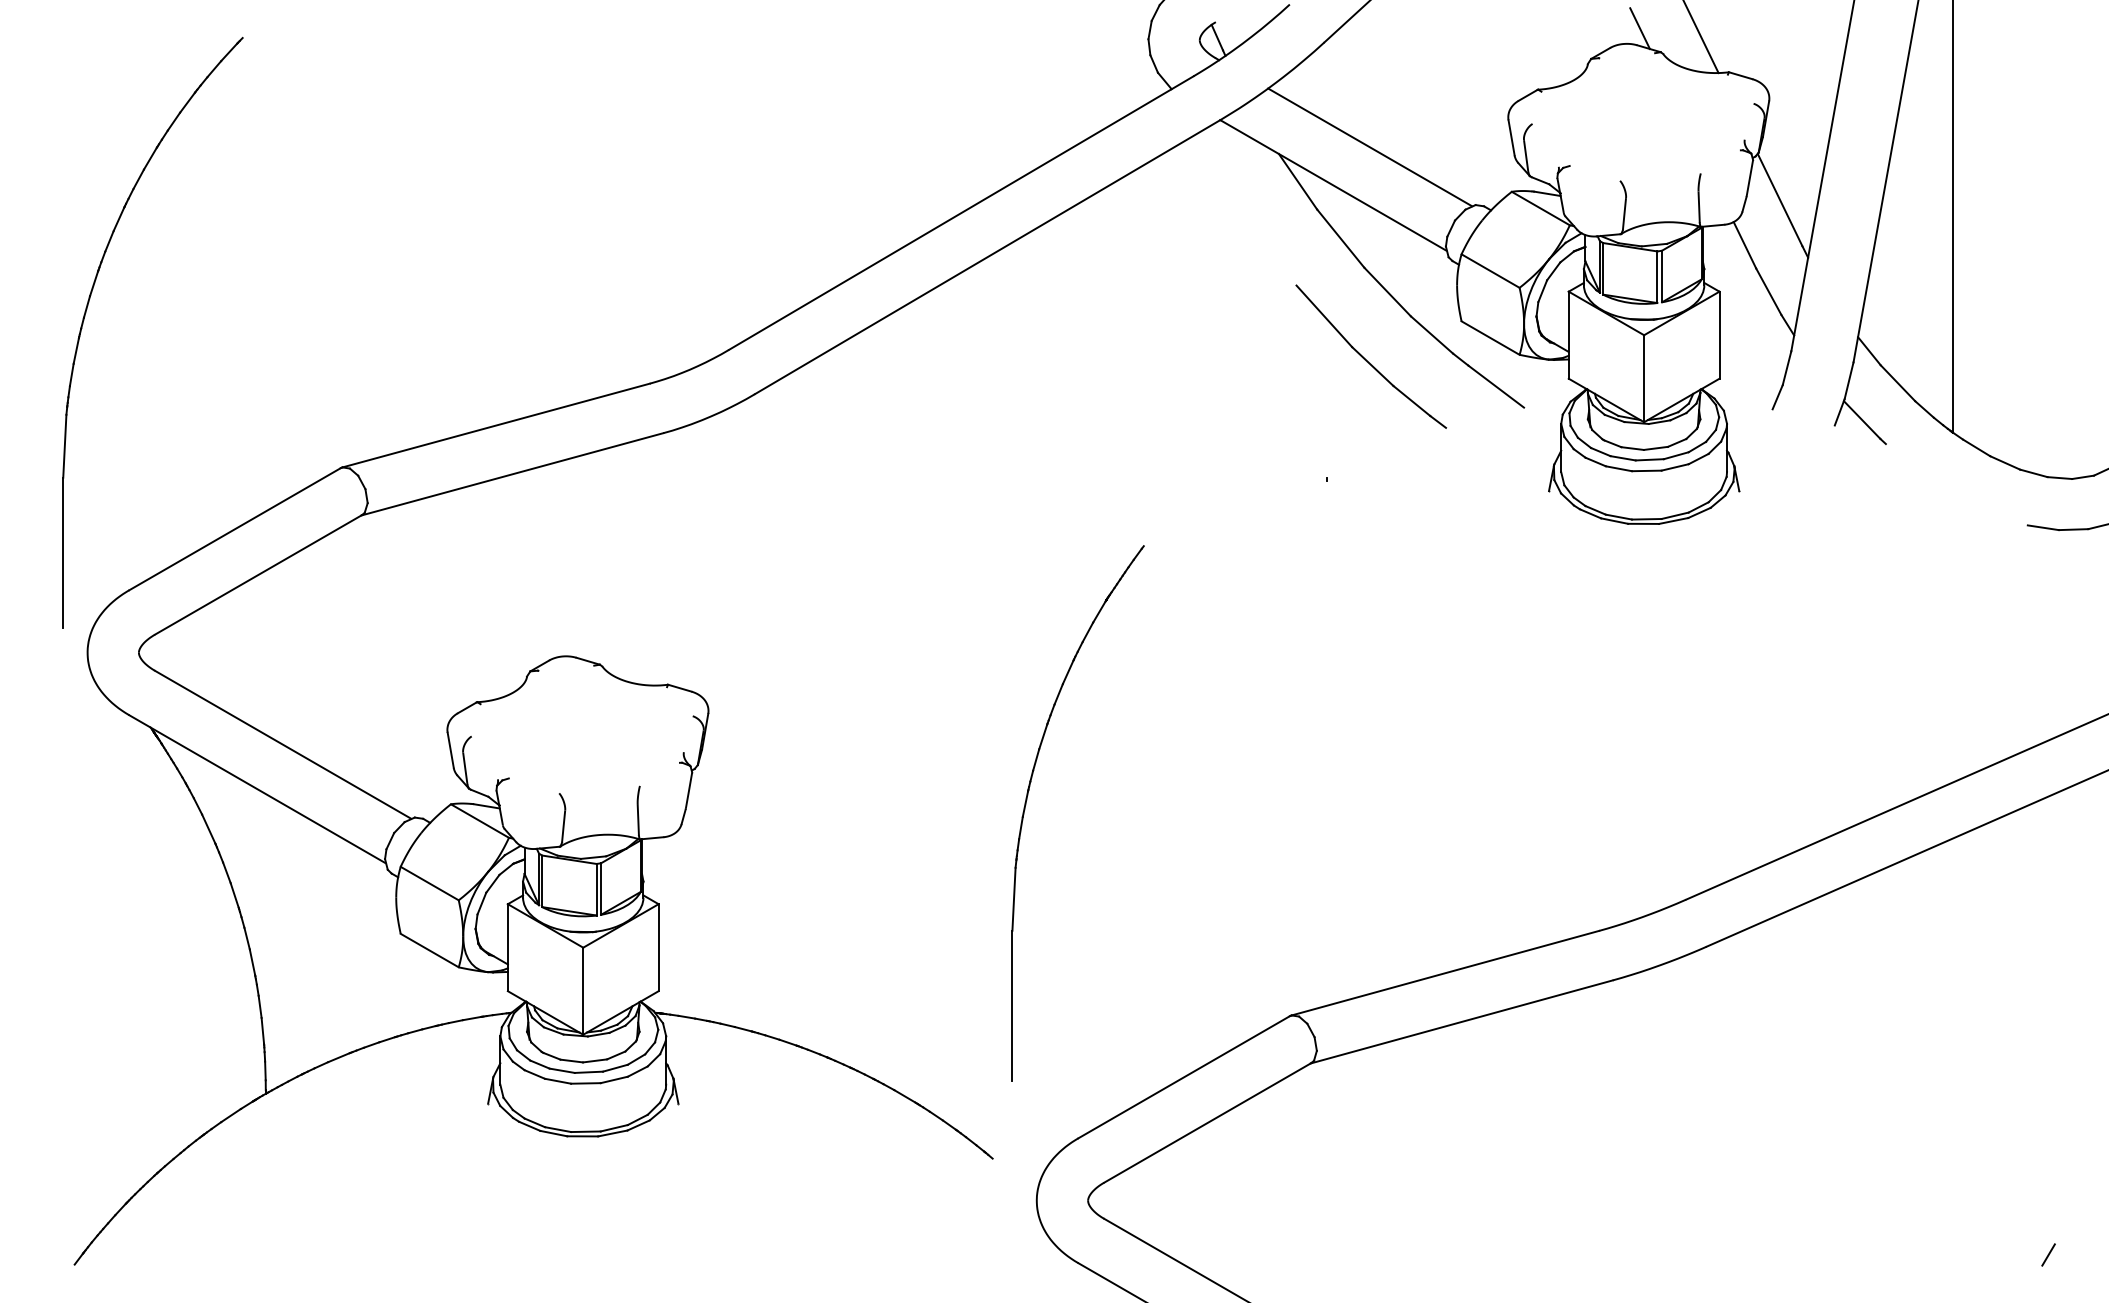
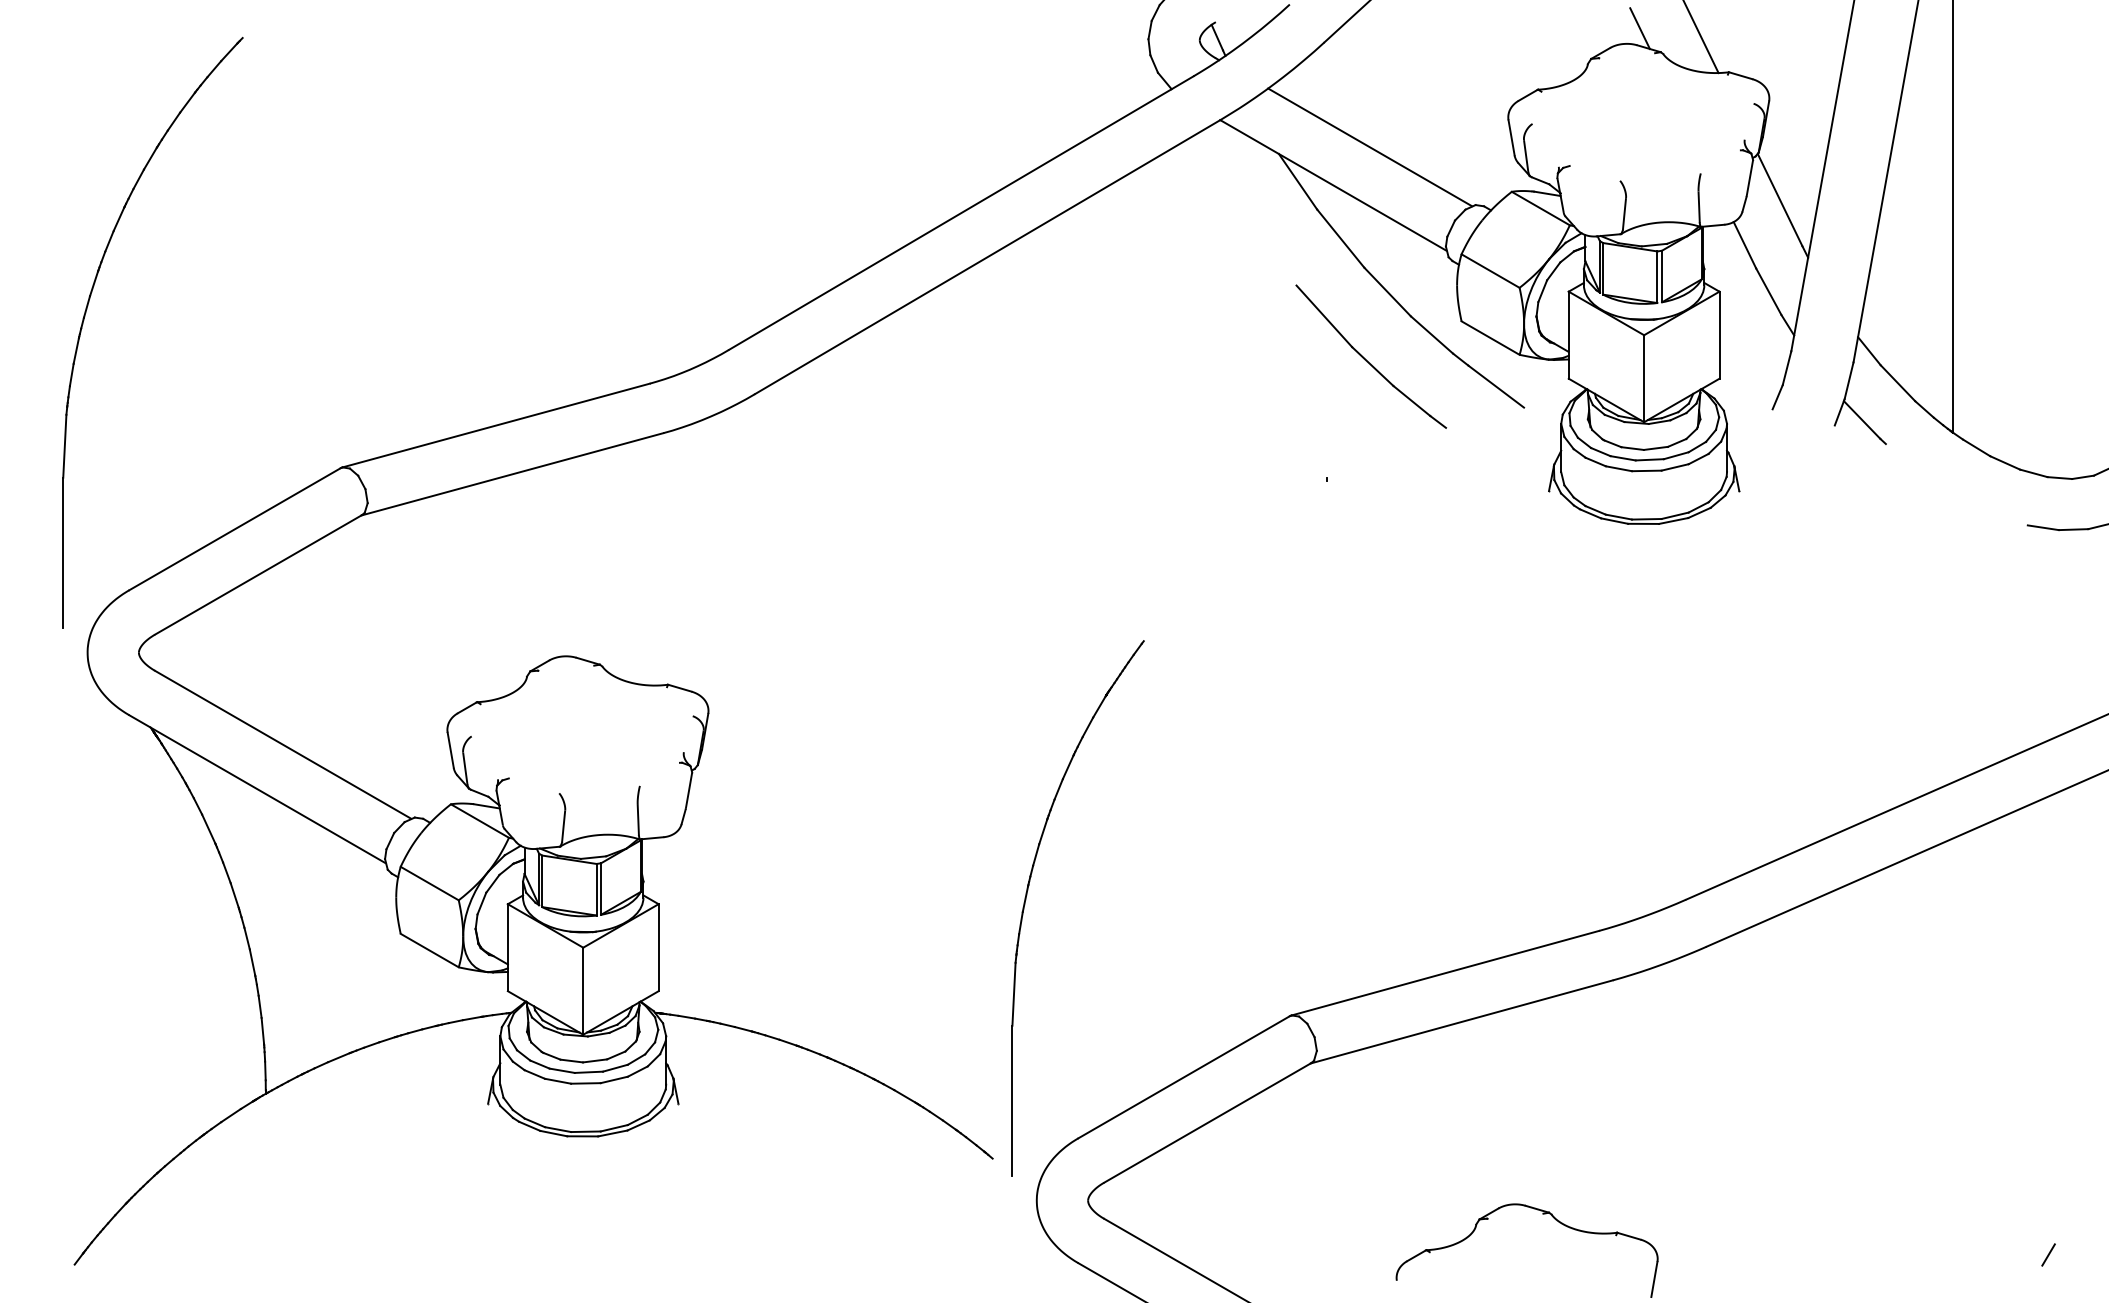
part position: (1026, 805) -> (1026, 900) (1026, 900)
part: none -> present (1542, 1214)
